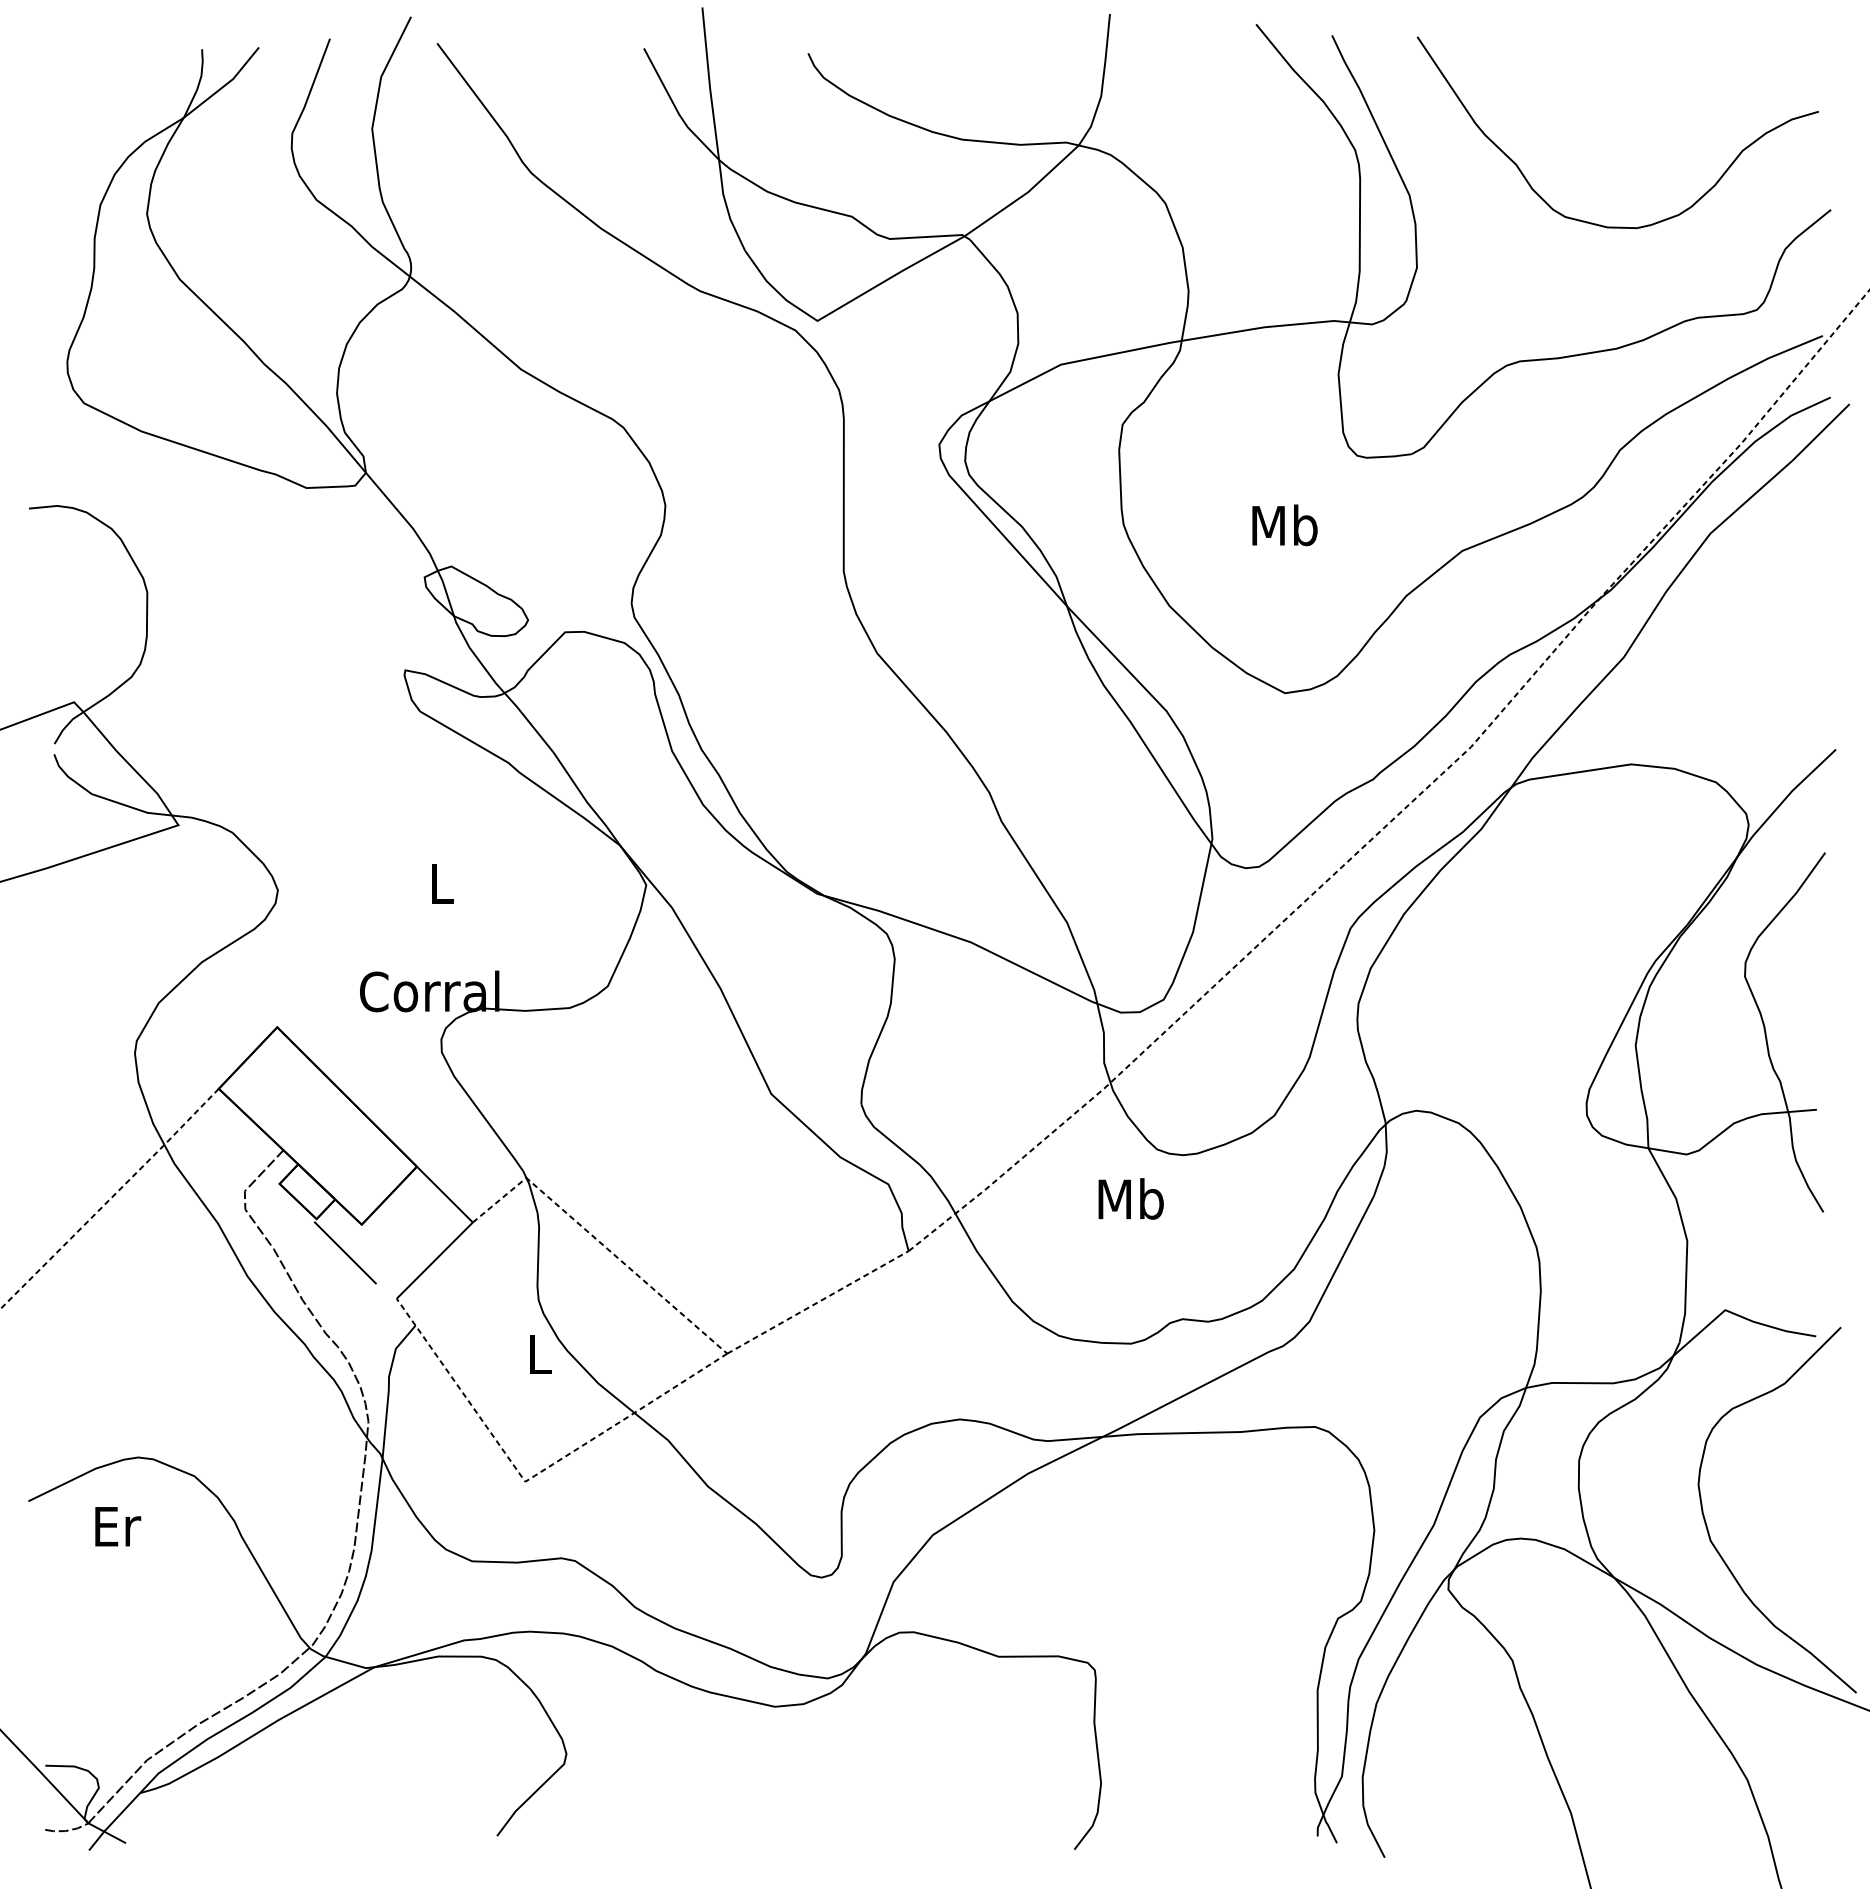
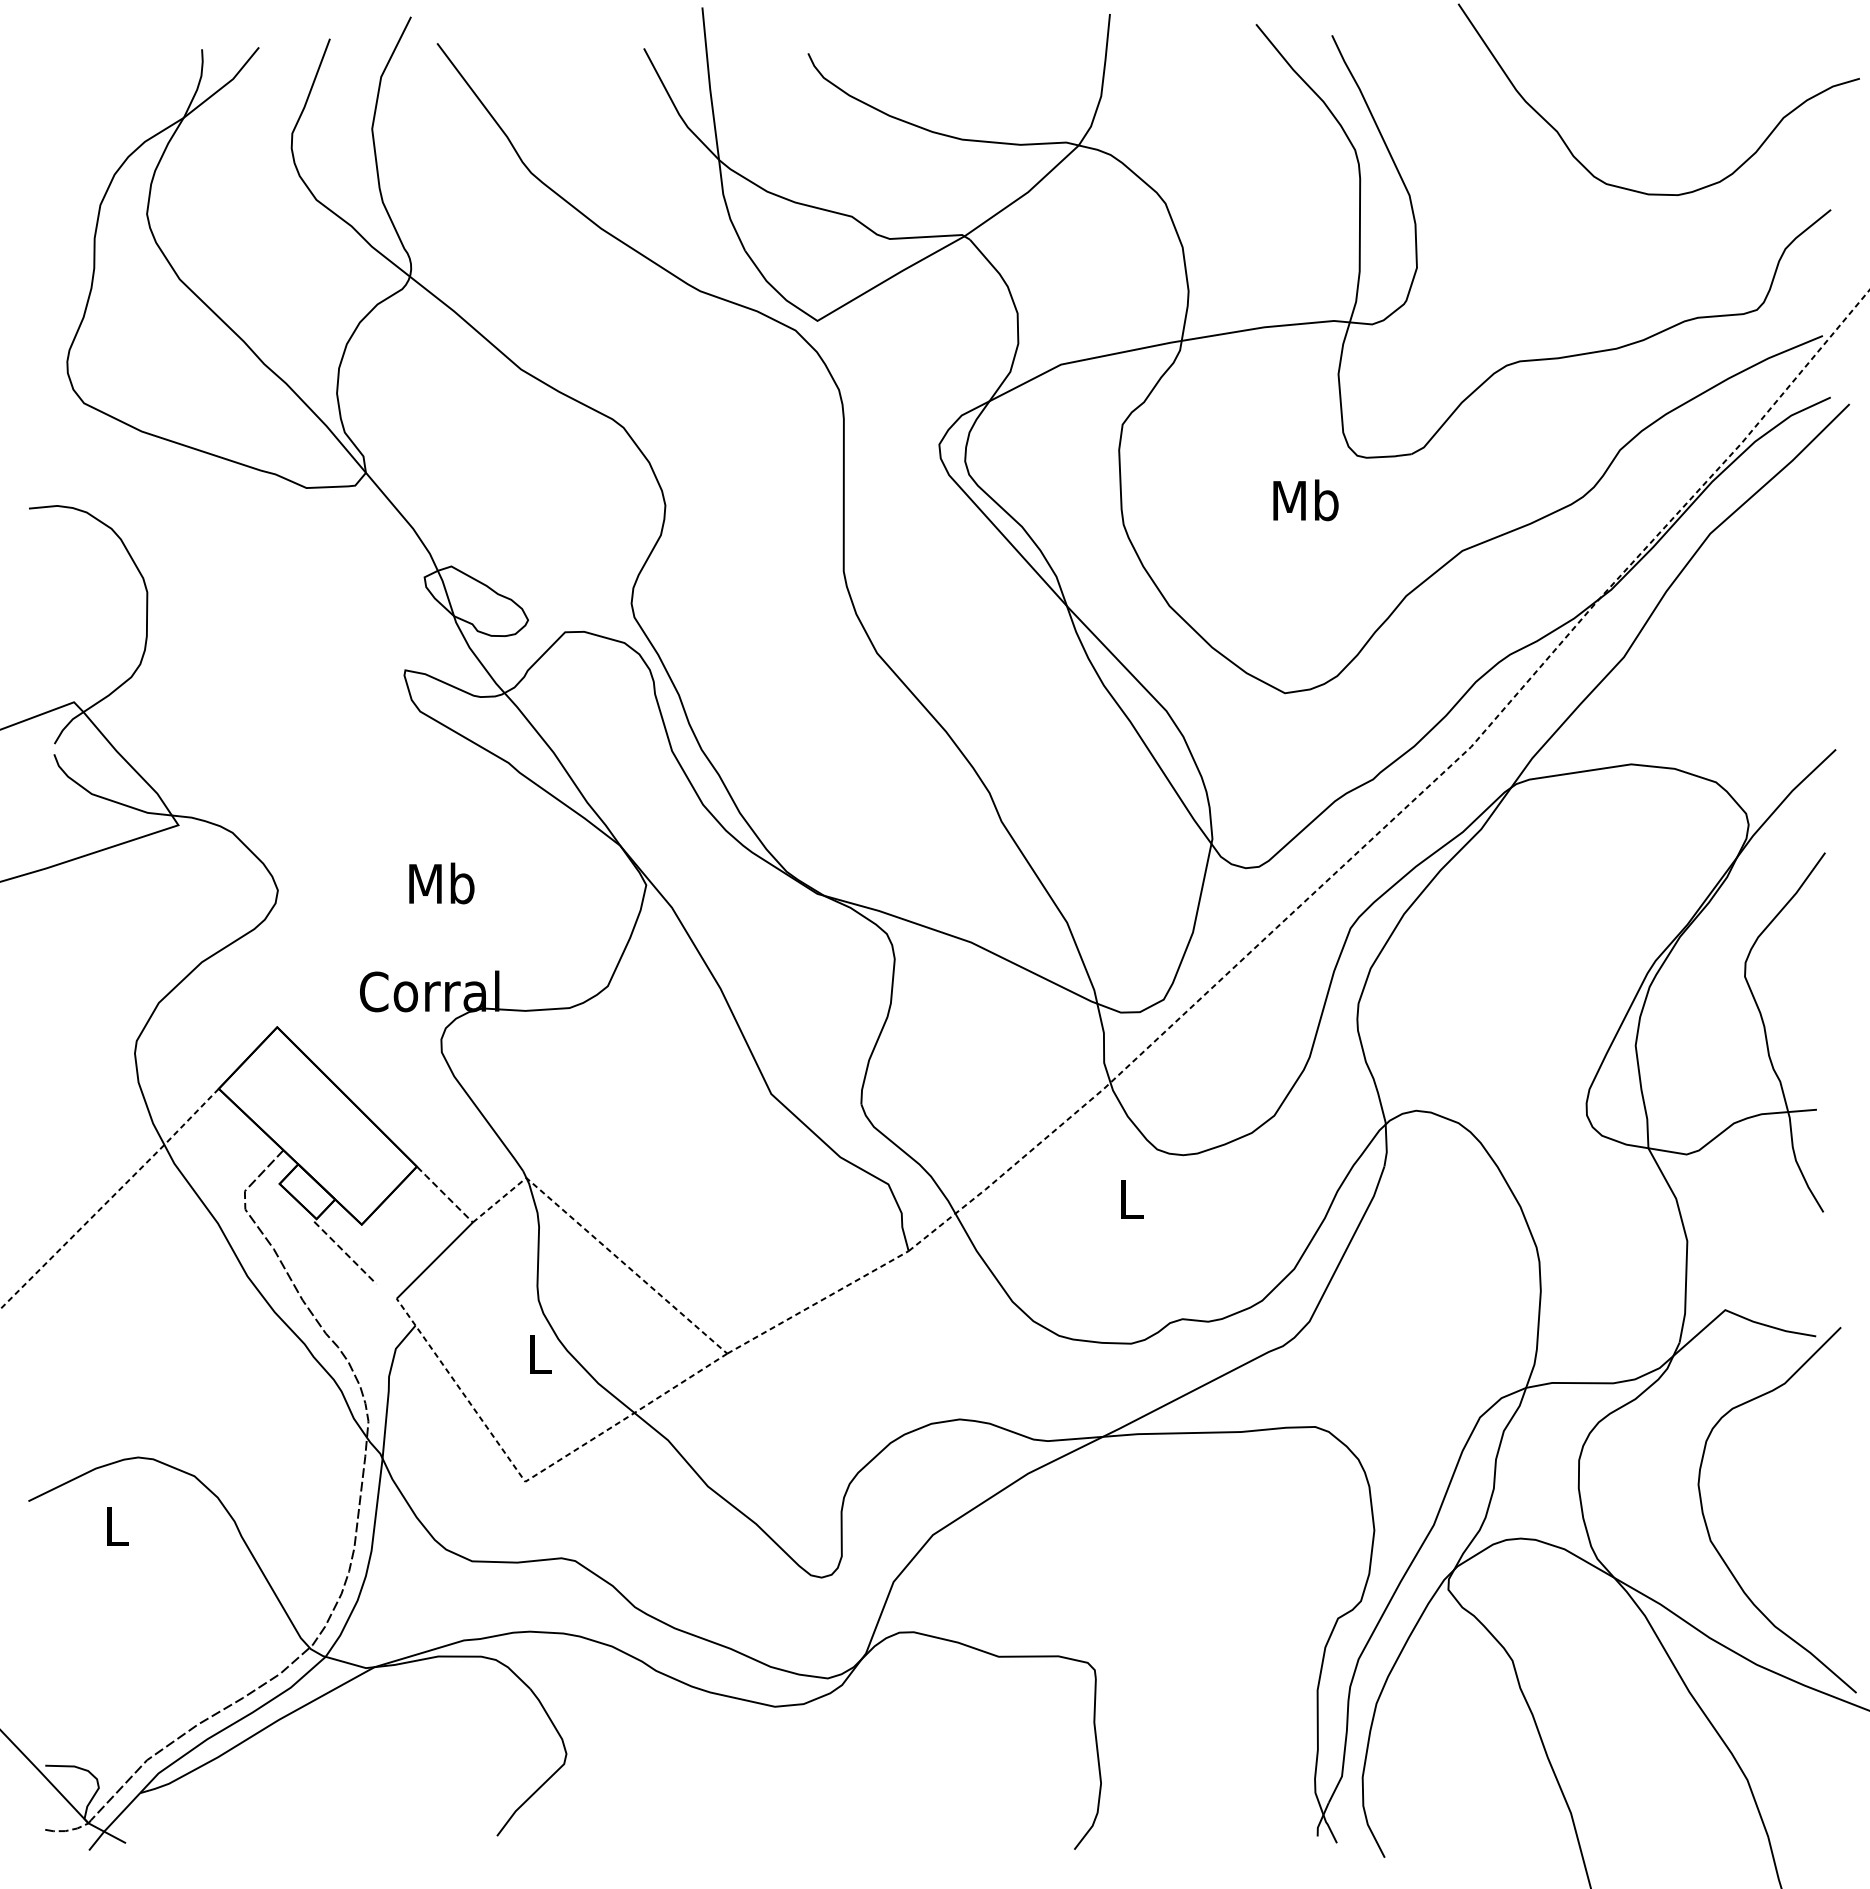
curve position: (1596, 223) -> (1637, 190) (1637, 190)
text position: (1284, 525) -> (1305, 500) (1305, 500)
text: L -> Mb (441, 883)
line: solid -> dashed (444, 1194)
text: Mb -> L (1130, 1198)
line: solid -> dashed (345, 1253)
text: Er -> L (118, 1526)
